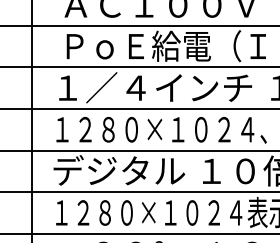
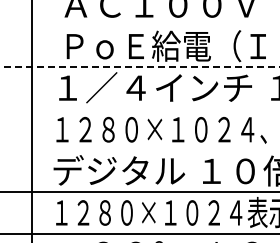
line: present -> none (139, 25)
line: solid -> dashed (139, 67)
line: present -> none (139, 109)
line: present -> none (139, 150)
